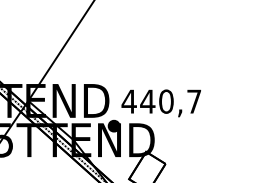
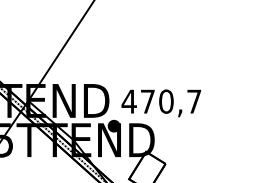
text: 440,7 -> 470,7 (147, 101)
